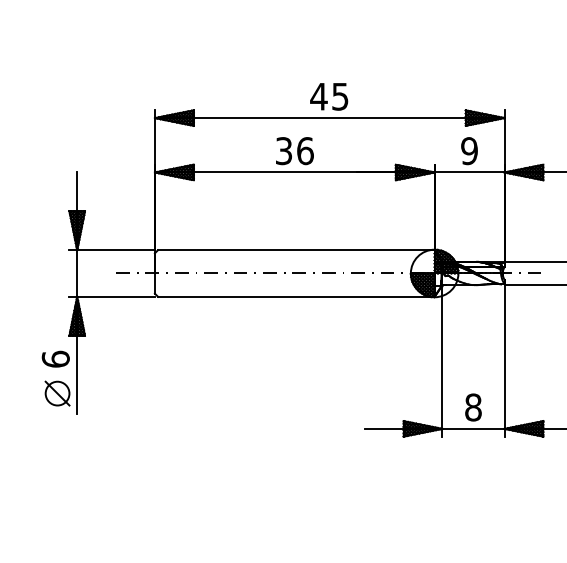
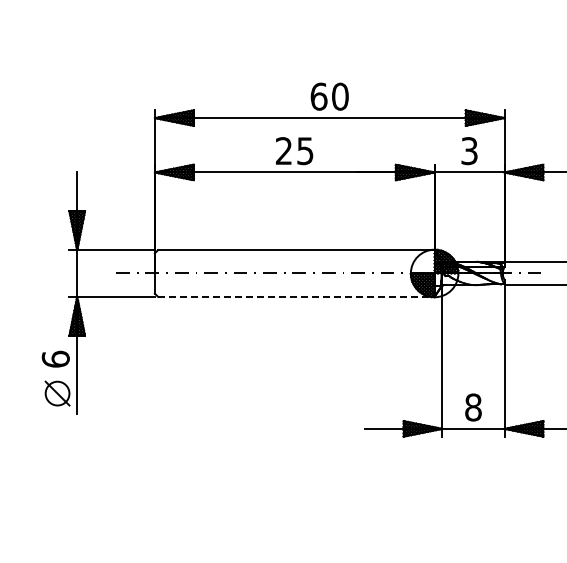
text: 45 -> 60 (329, 96)
text: 9 -> 3 (469, 150)
text: 36 -> 25 (294, 151)
line: solid -> dashed (296, 296)
